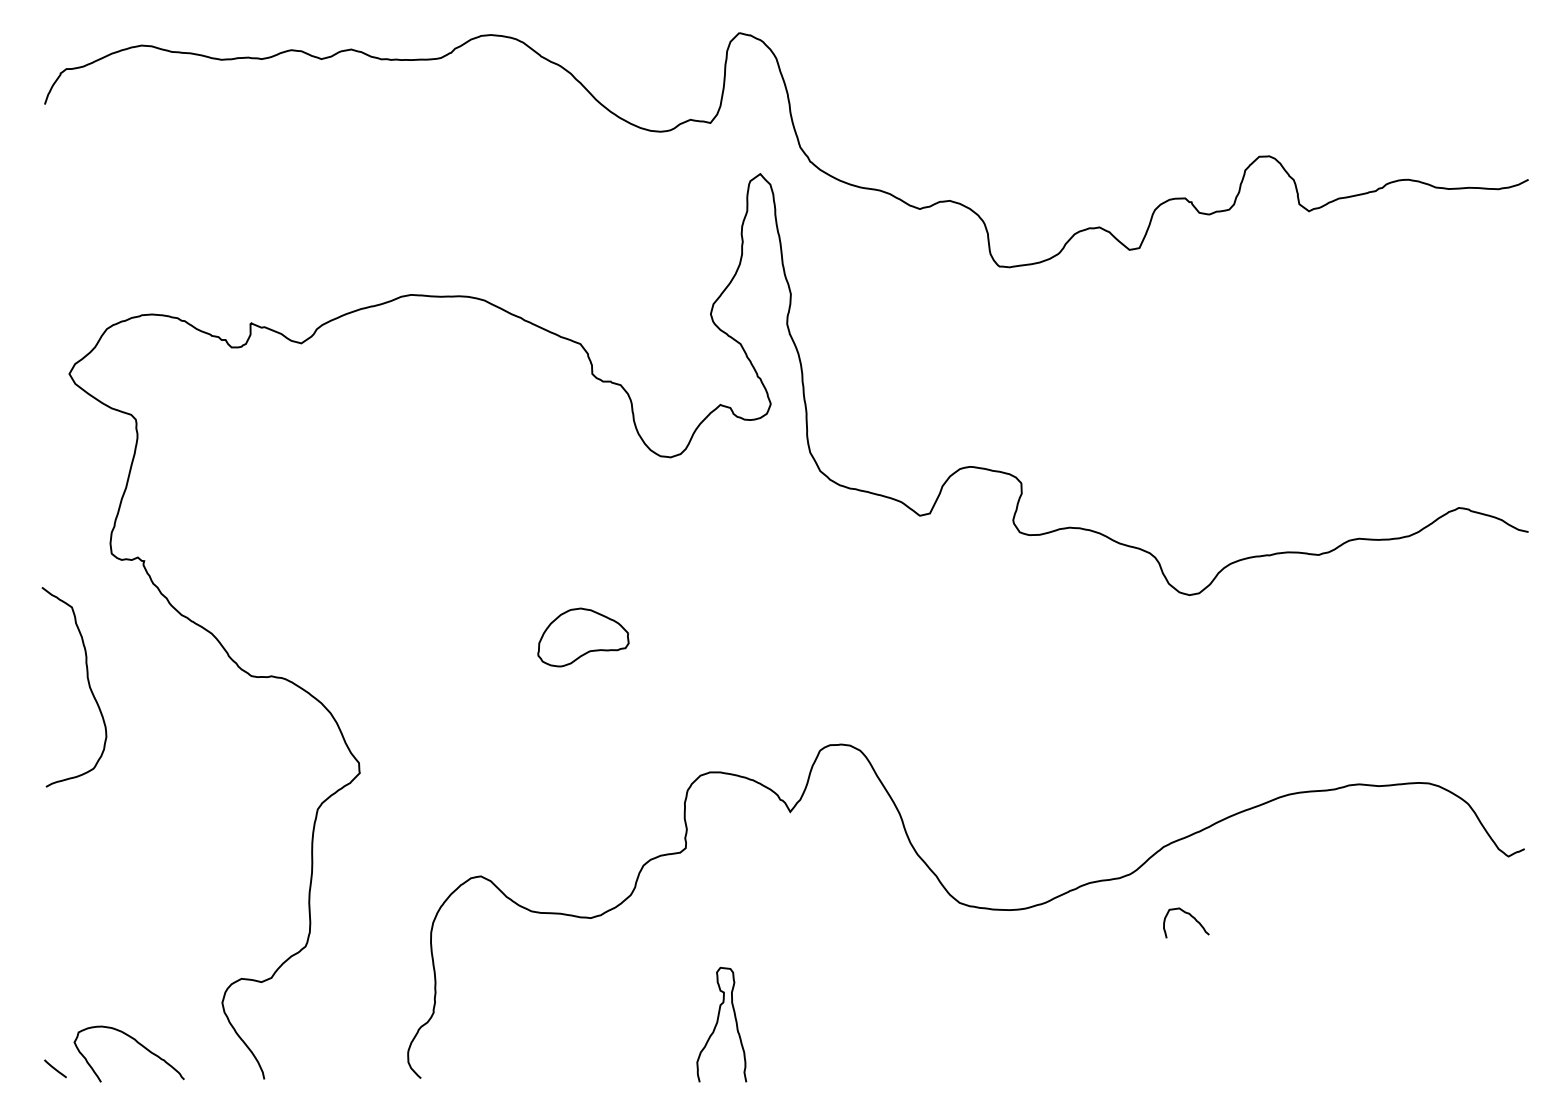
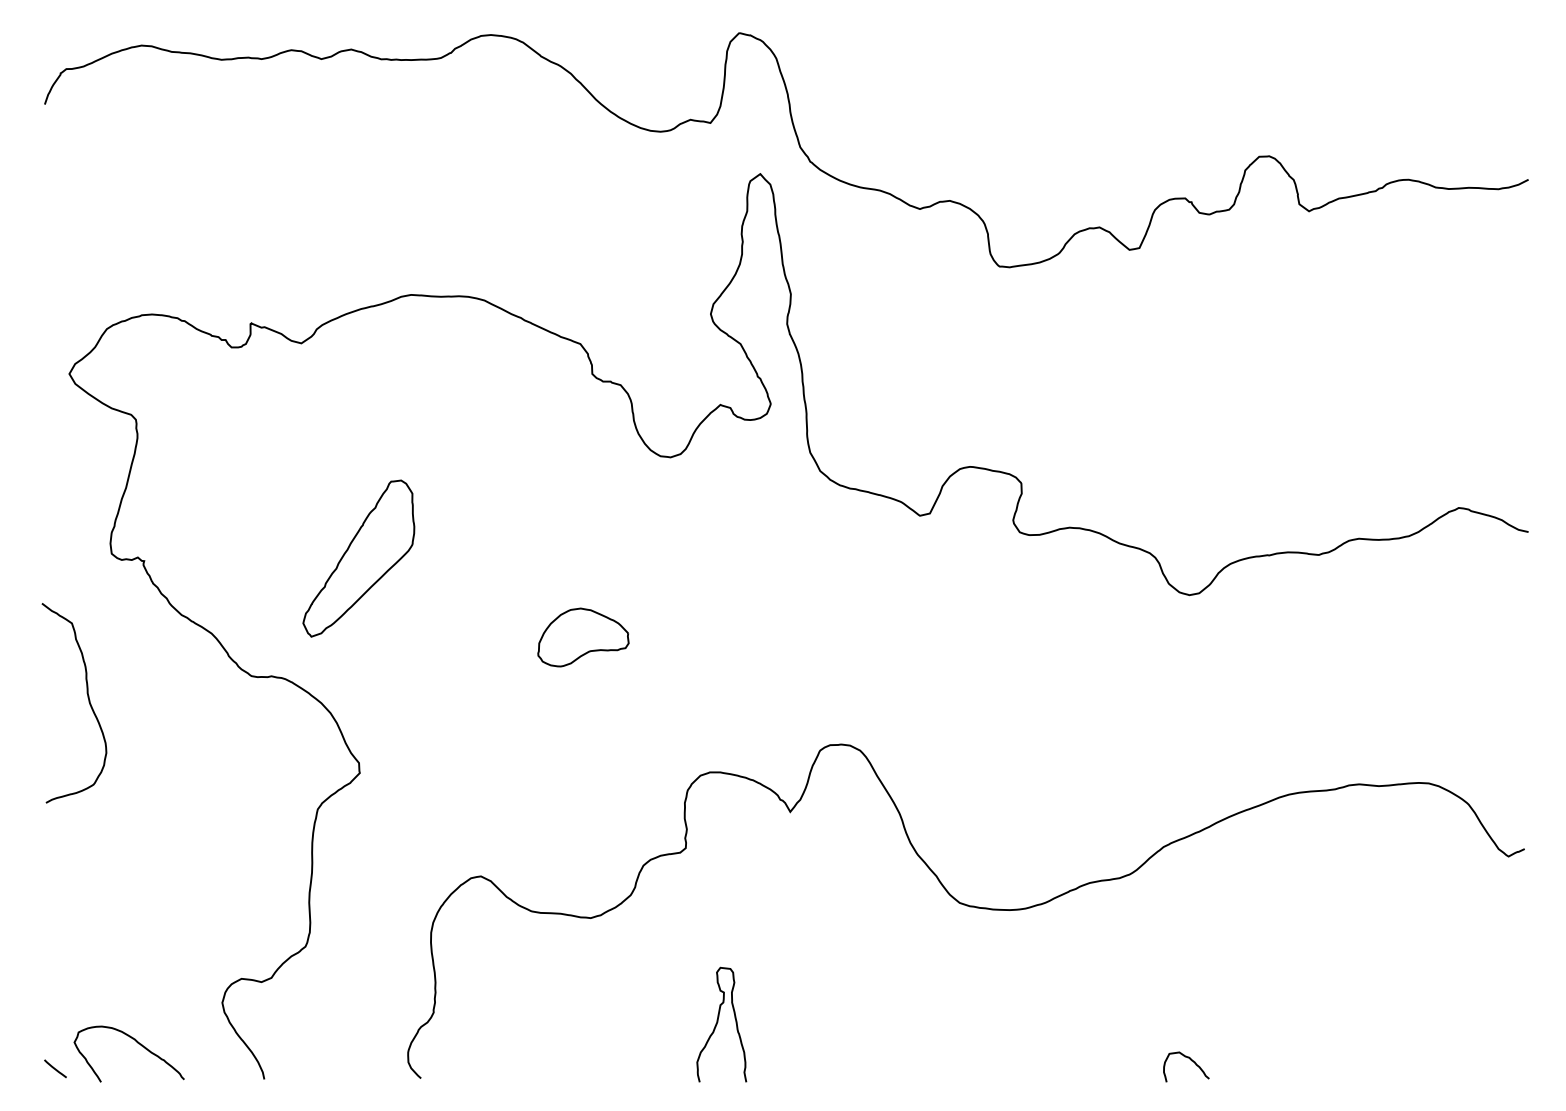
part: none -> present (358, 558)
curve position: (88, 686) -> (88, 702) (88, 702)
curve position: (1191, 917) -> (1191, 1061) (1191, 1061)
